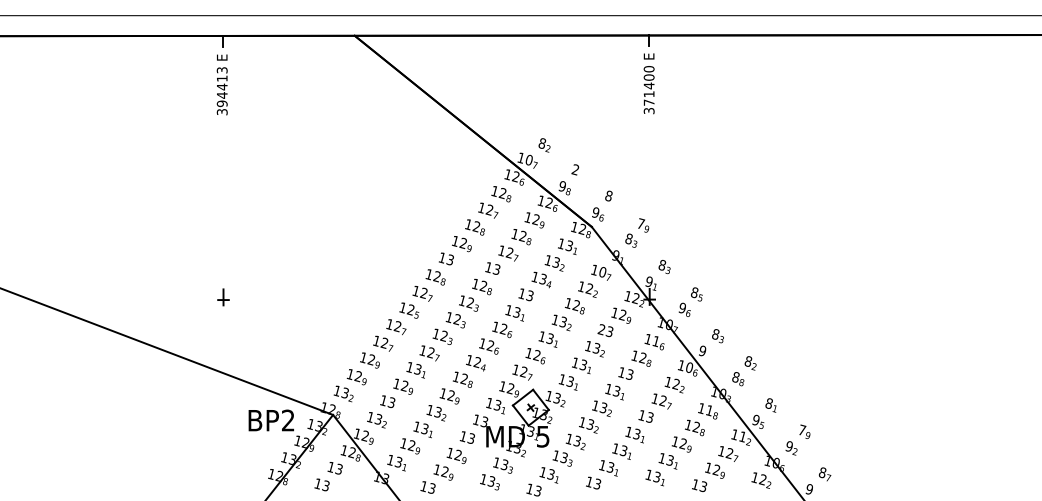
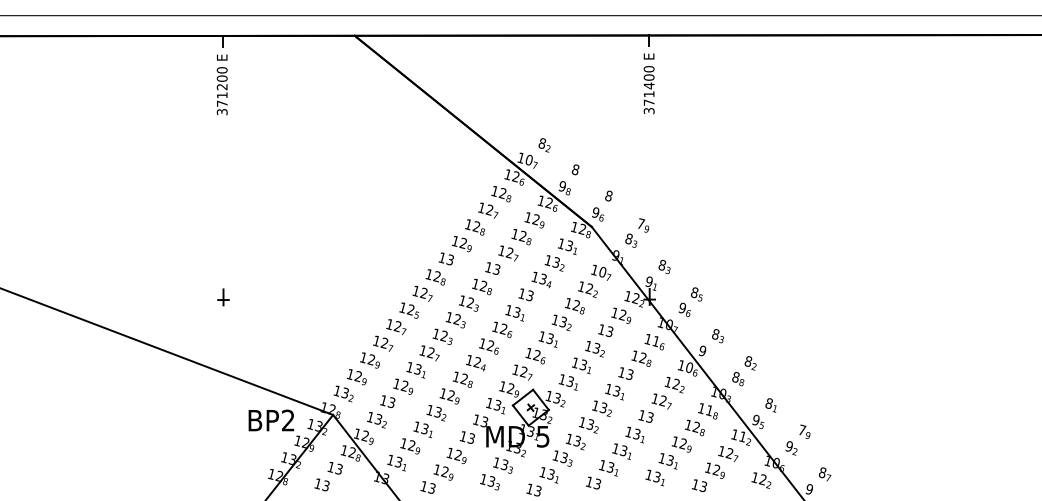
text: 394413 -> 371200 (221, 87)
text: 2 -> 8 (575, 169)
text: 23 -> 13 (601, 328)
